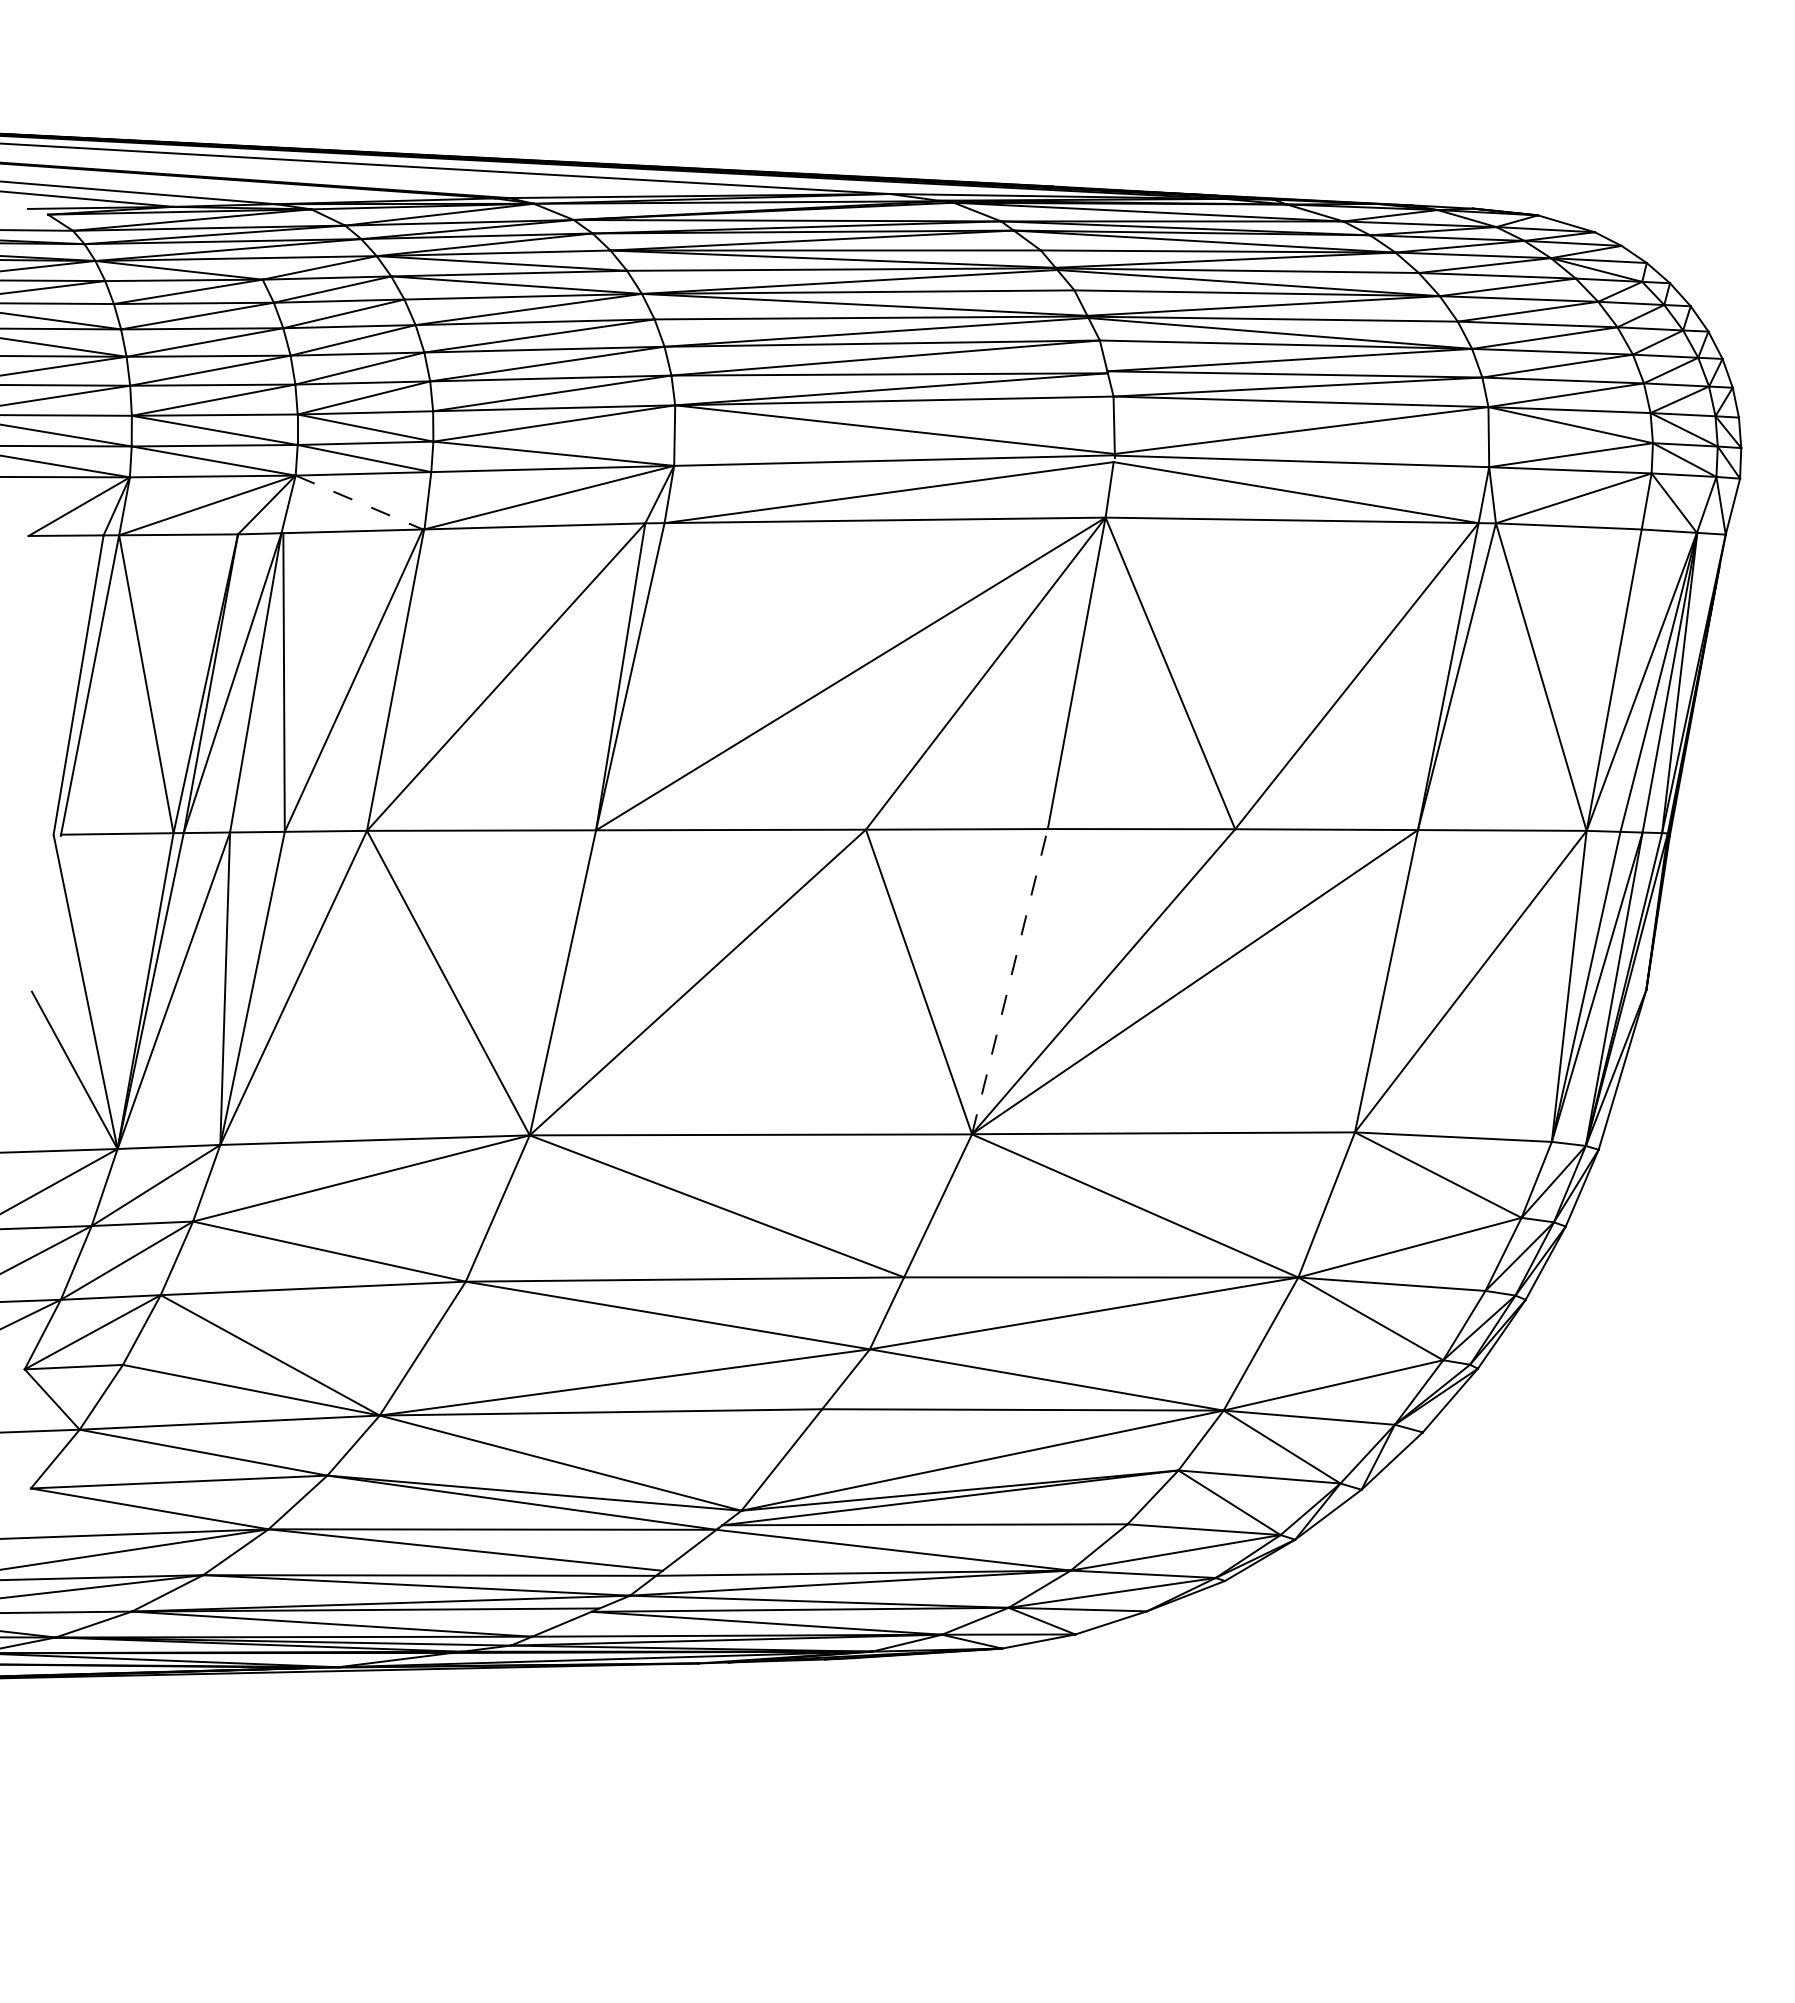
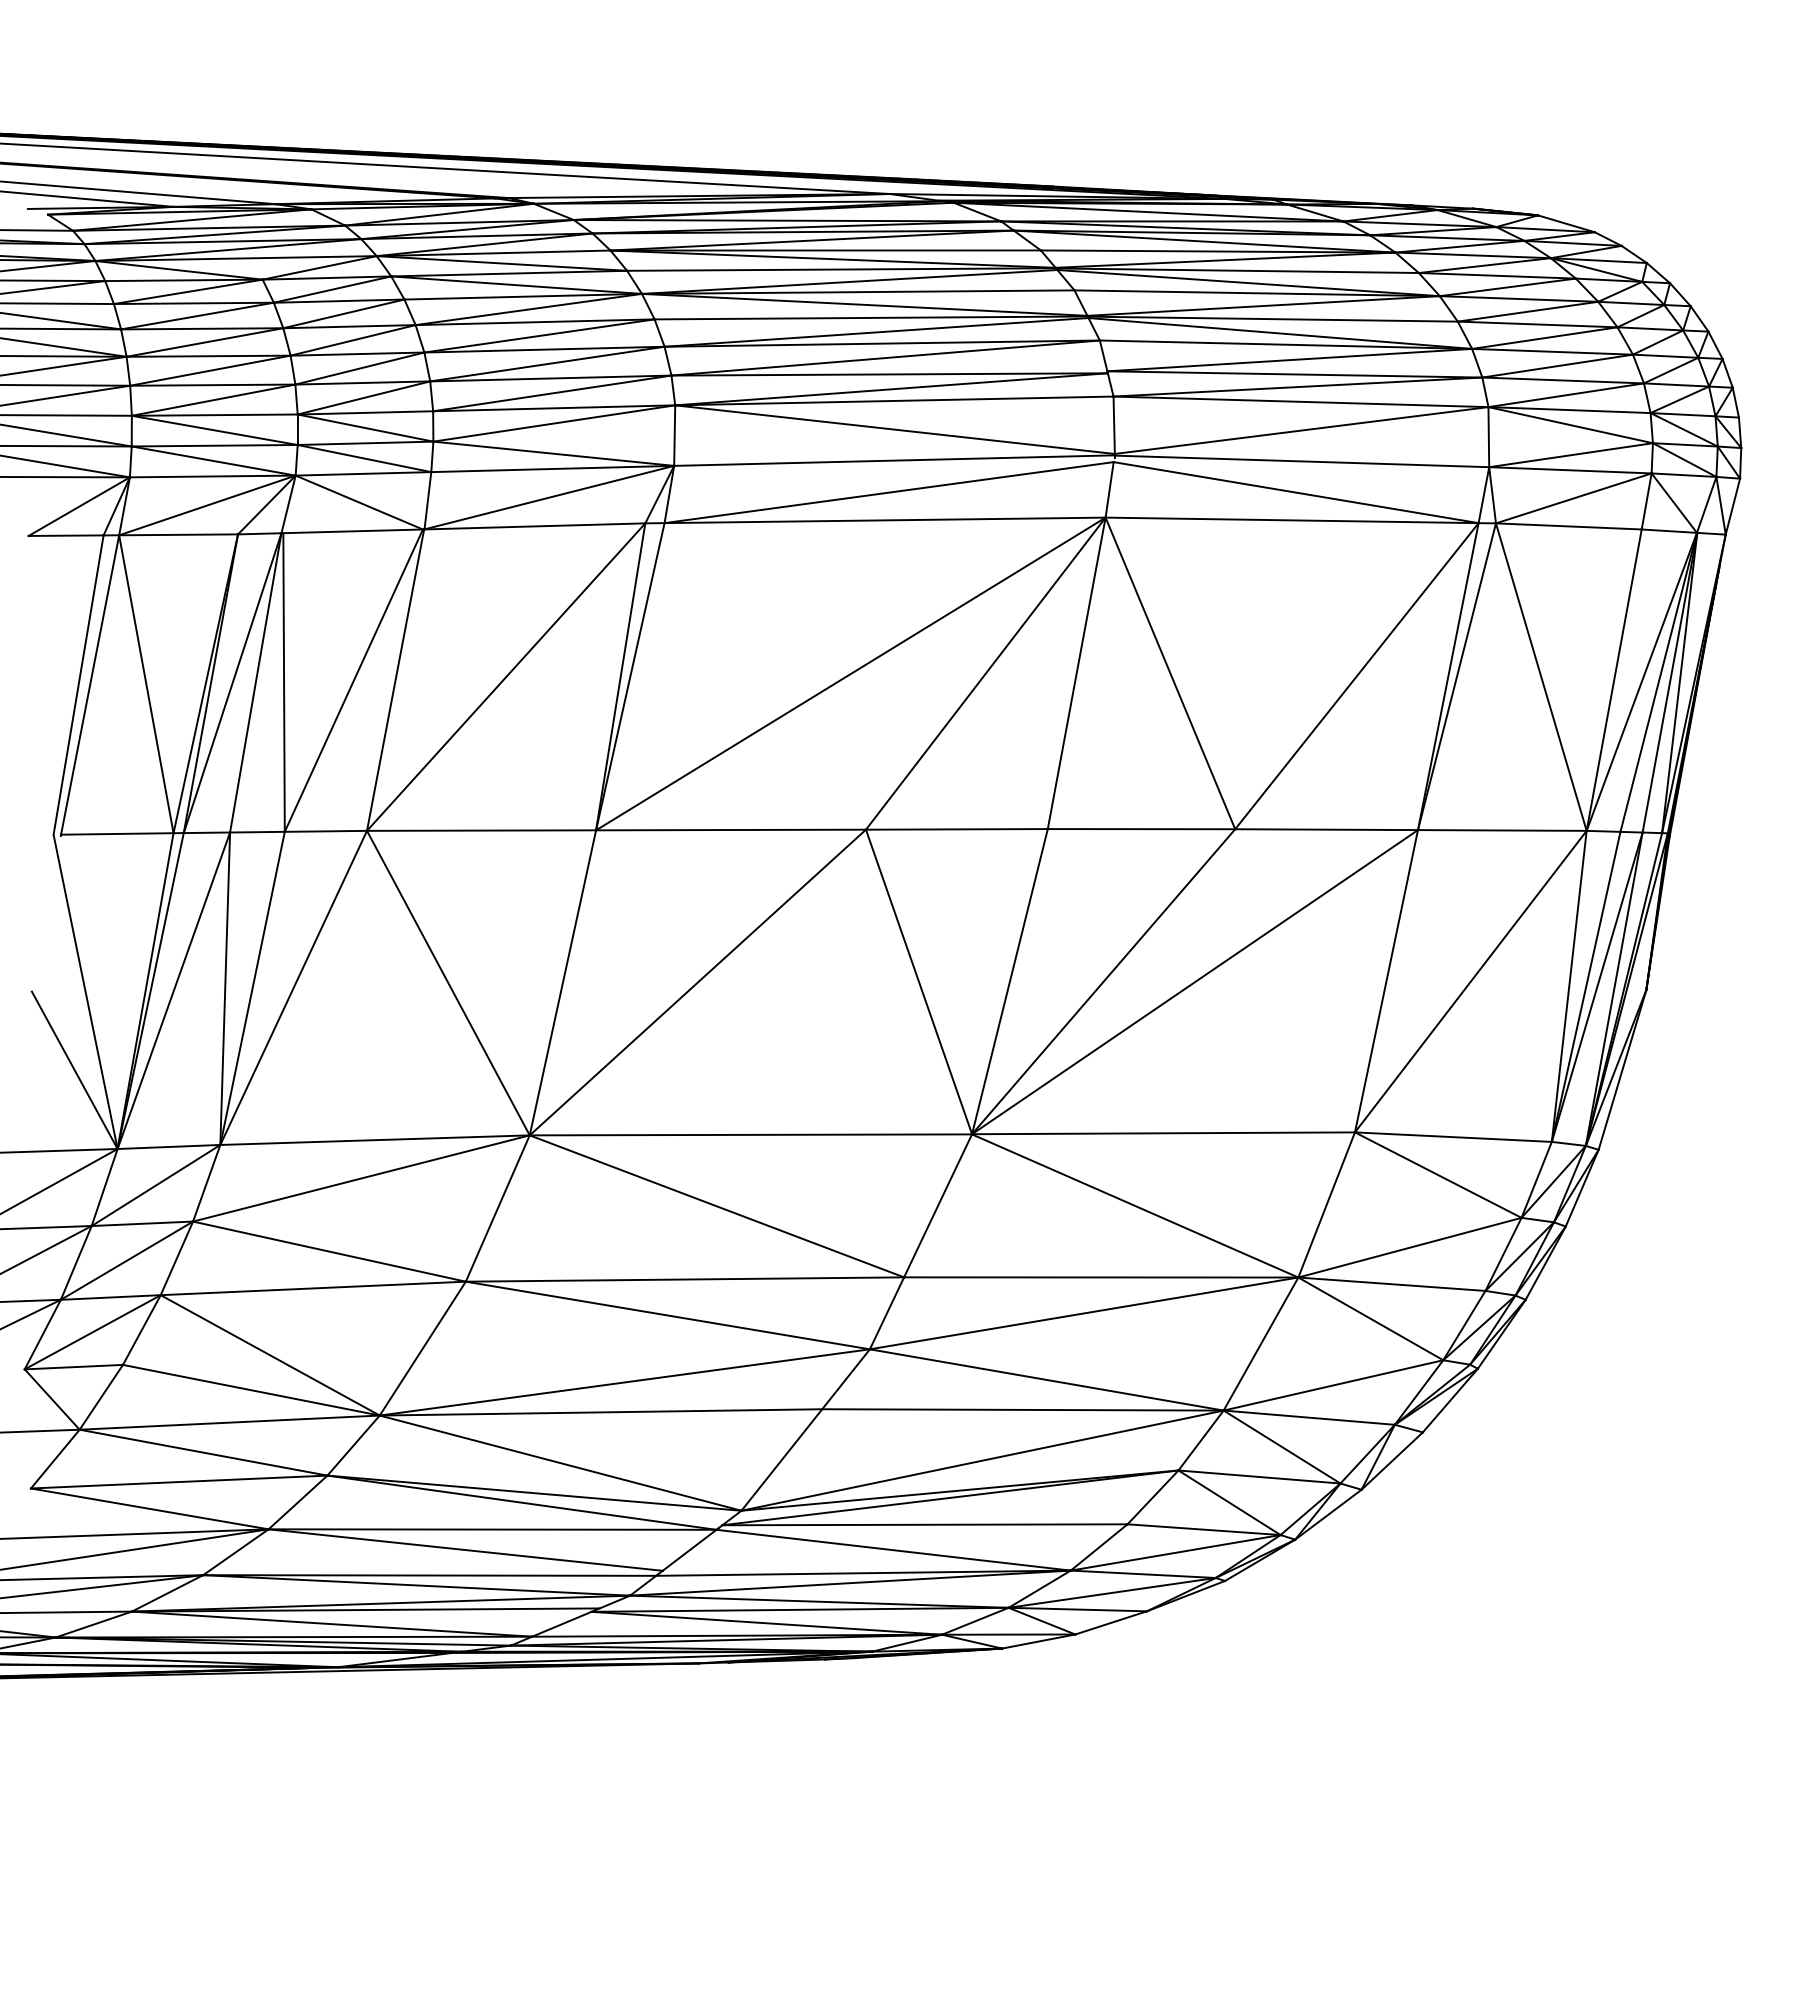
line: dashed -> solid (359, 502)
line: dashed -> solid (1010, 981)
